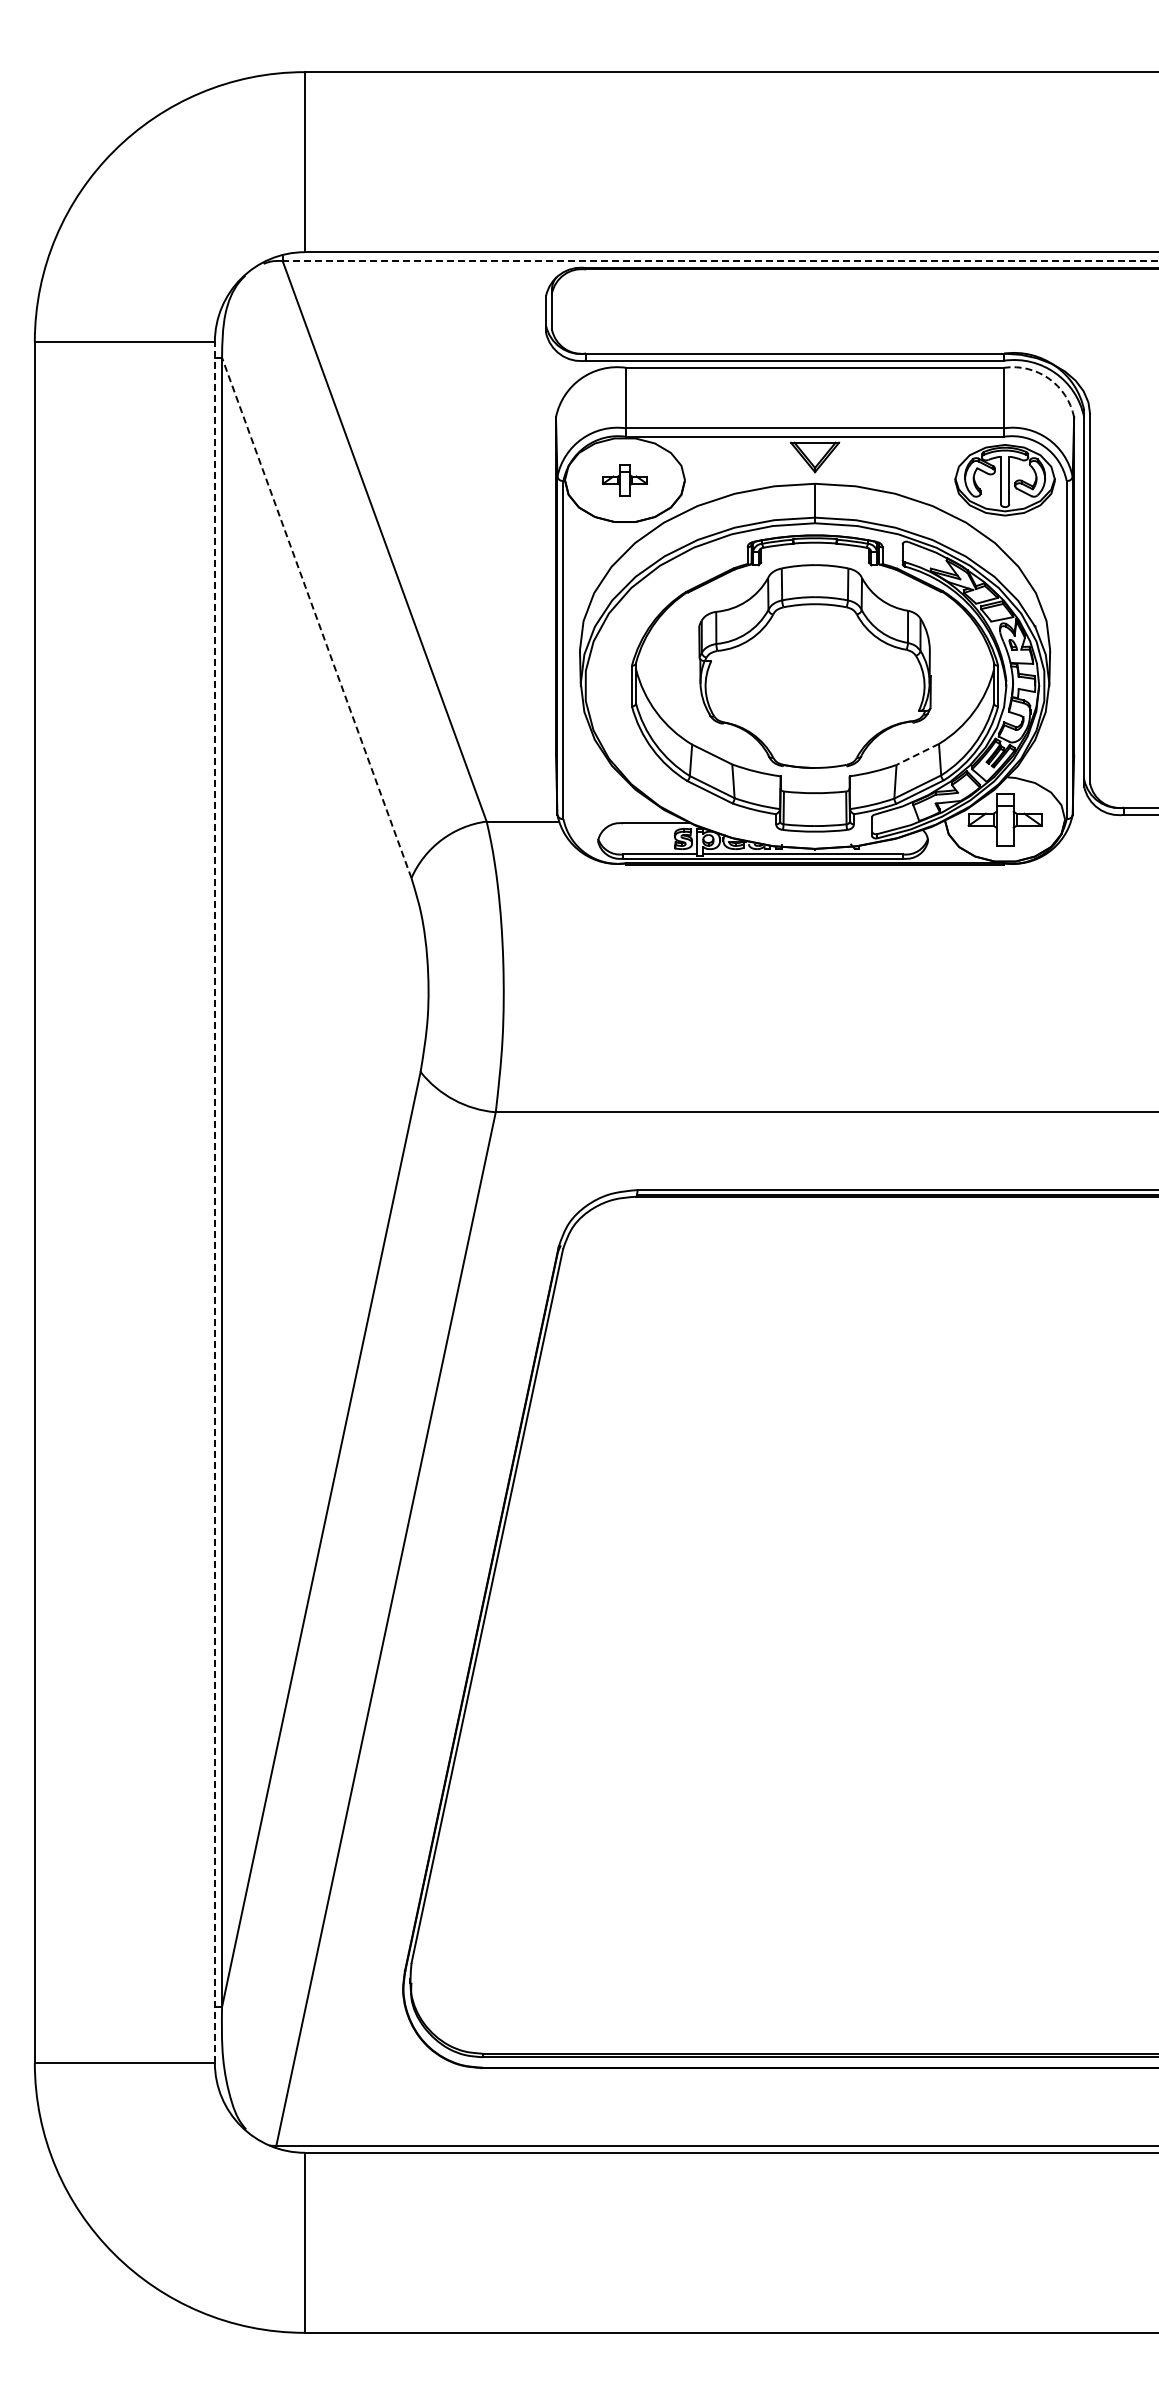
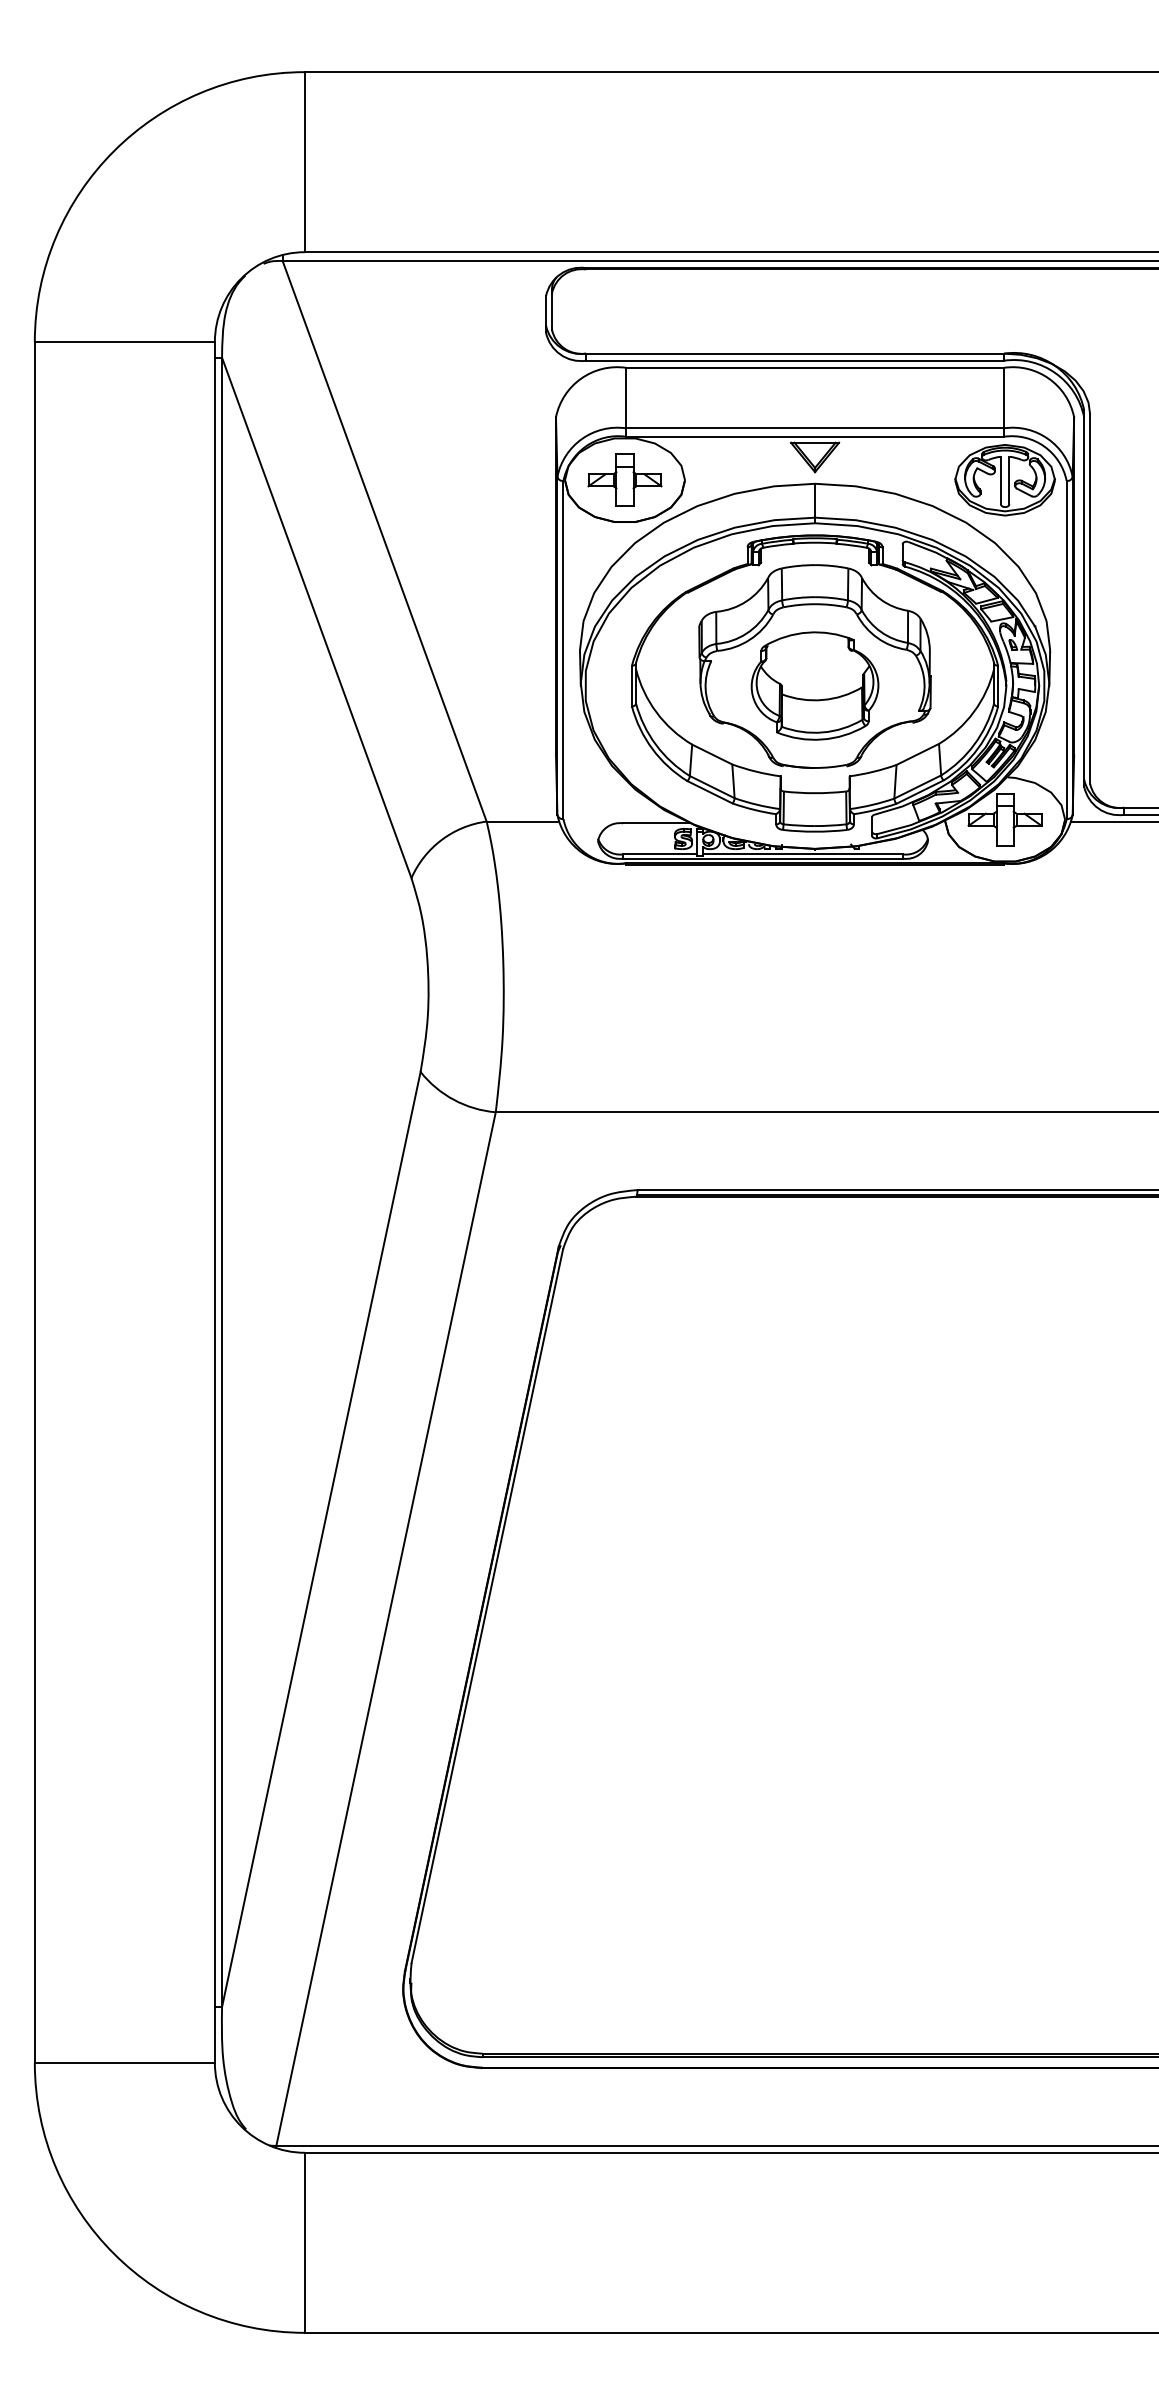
line: dashed -> solid (720, 260)
arc: dashed -> solid (1048, 378)
part size: 46x33 px -> 76x54 px (624, 479)
line: dashed -> solid (316, 617)
part: none -> present (814, 685)
line: dashed -> solid (917, 754)
line: none -> present (1113, 821)
line: dashed -> solid (214, 1201)
